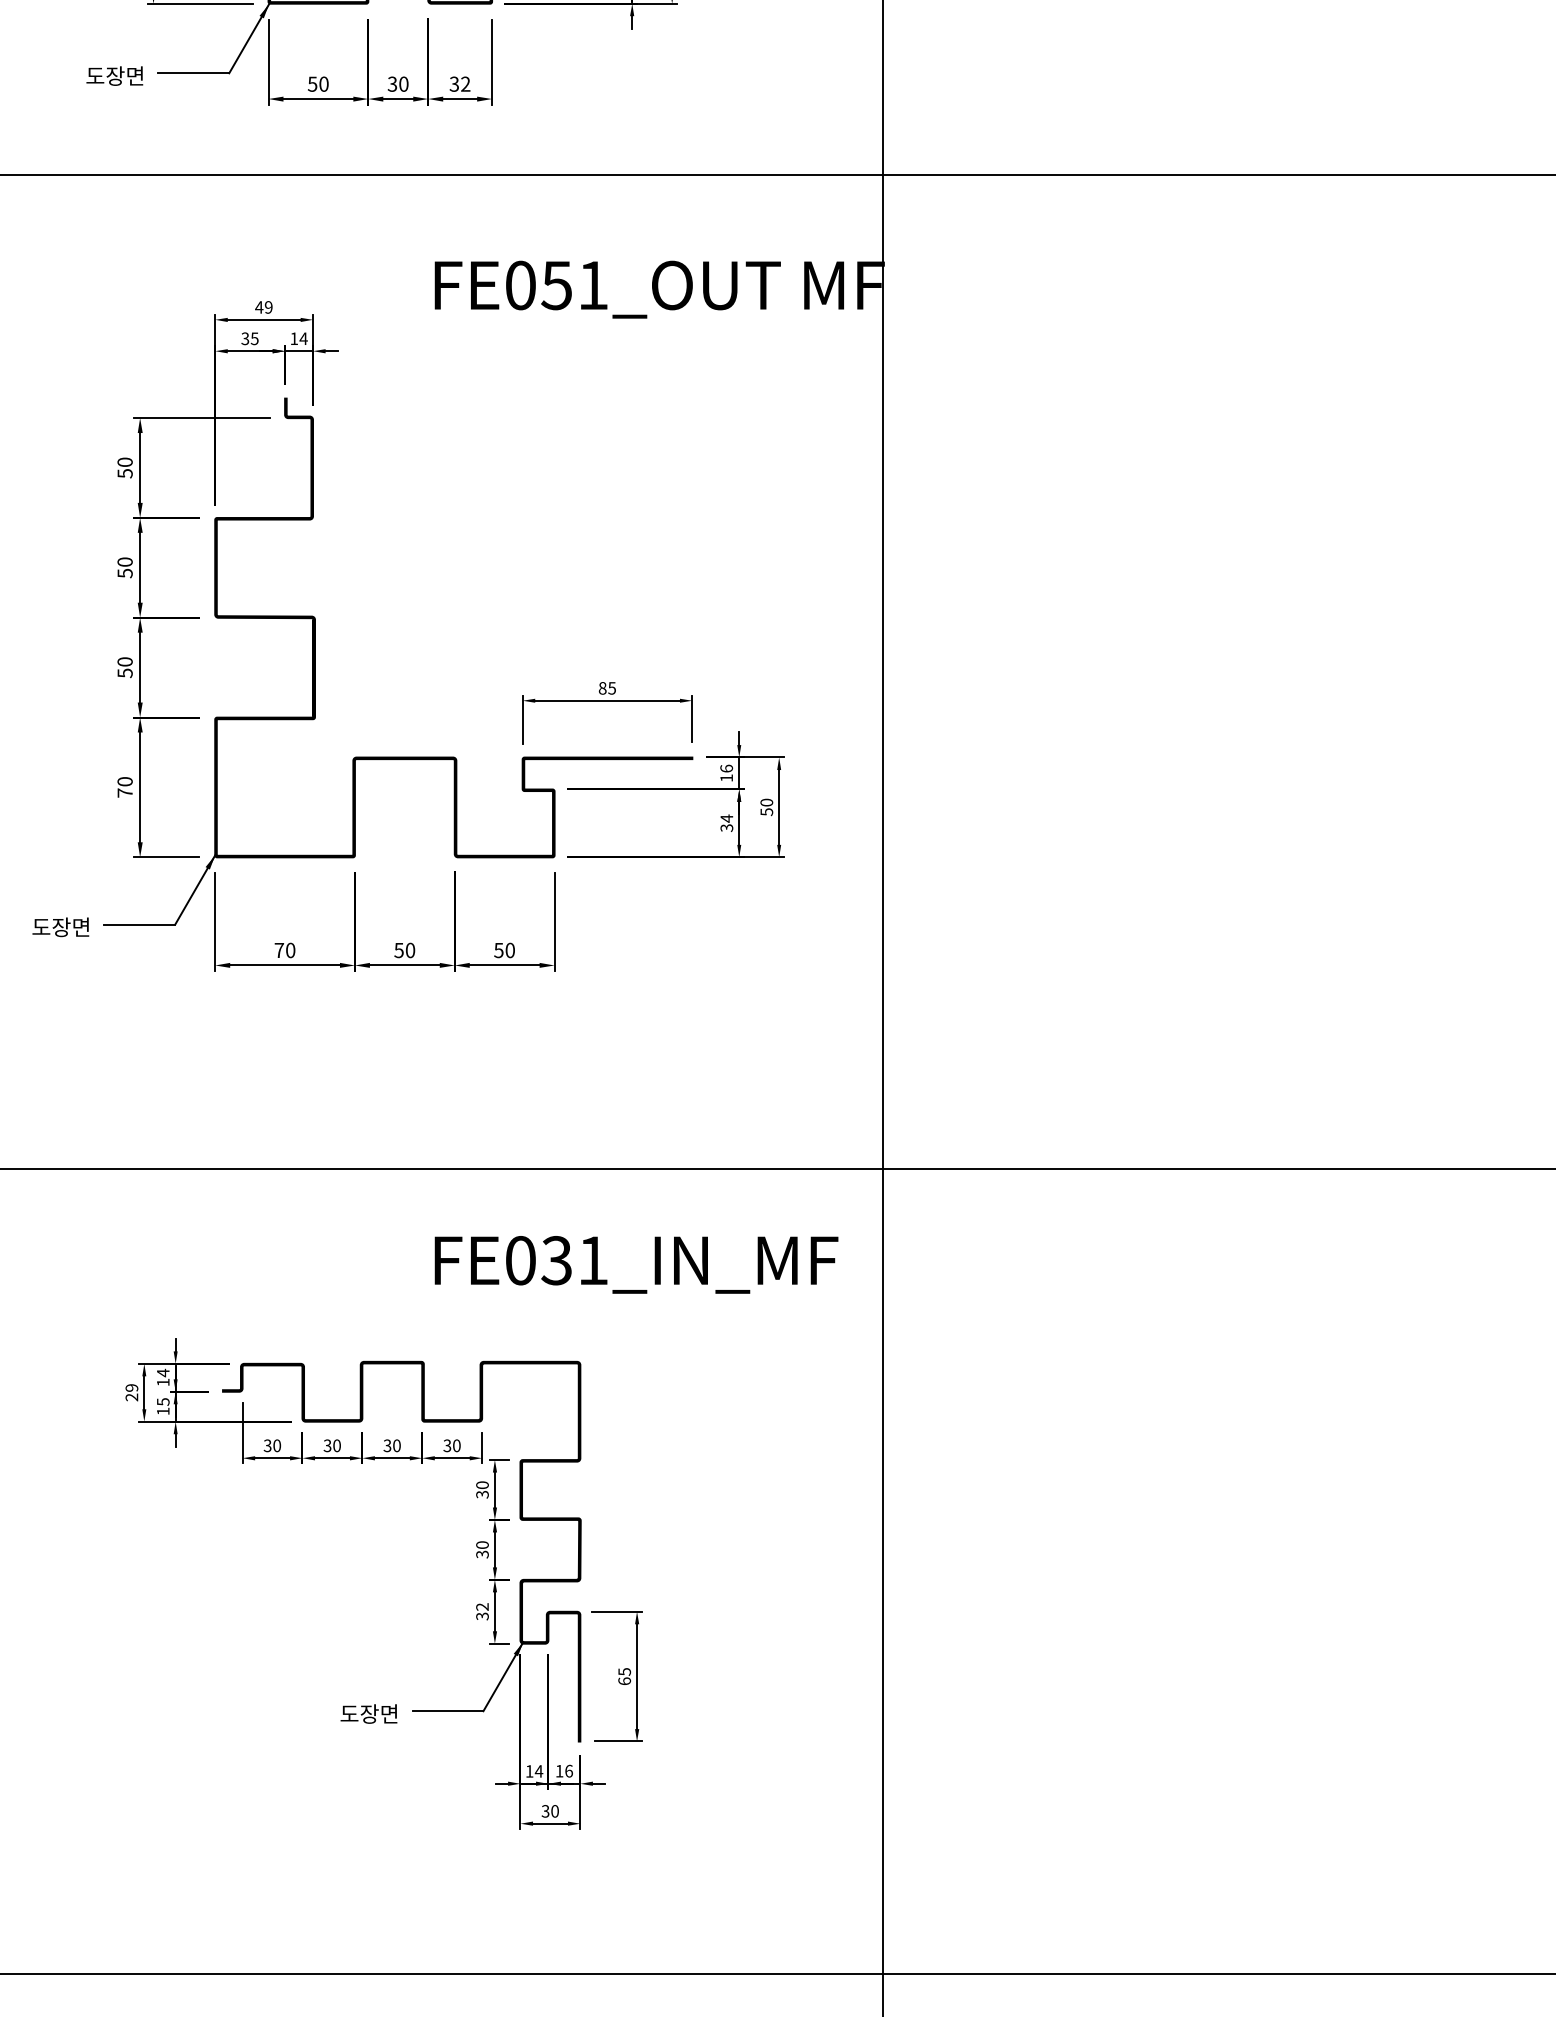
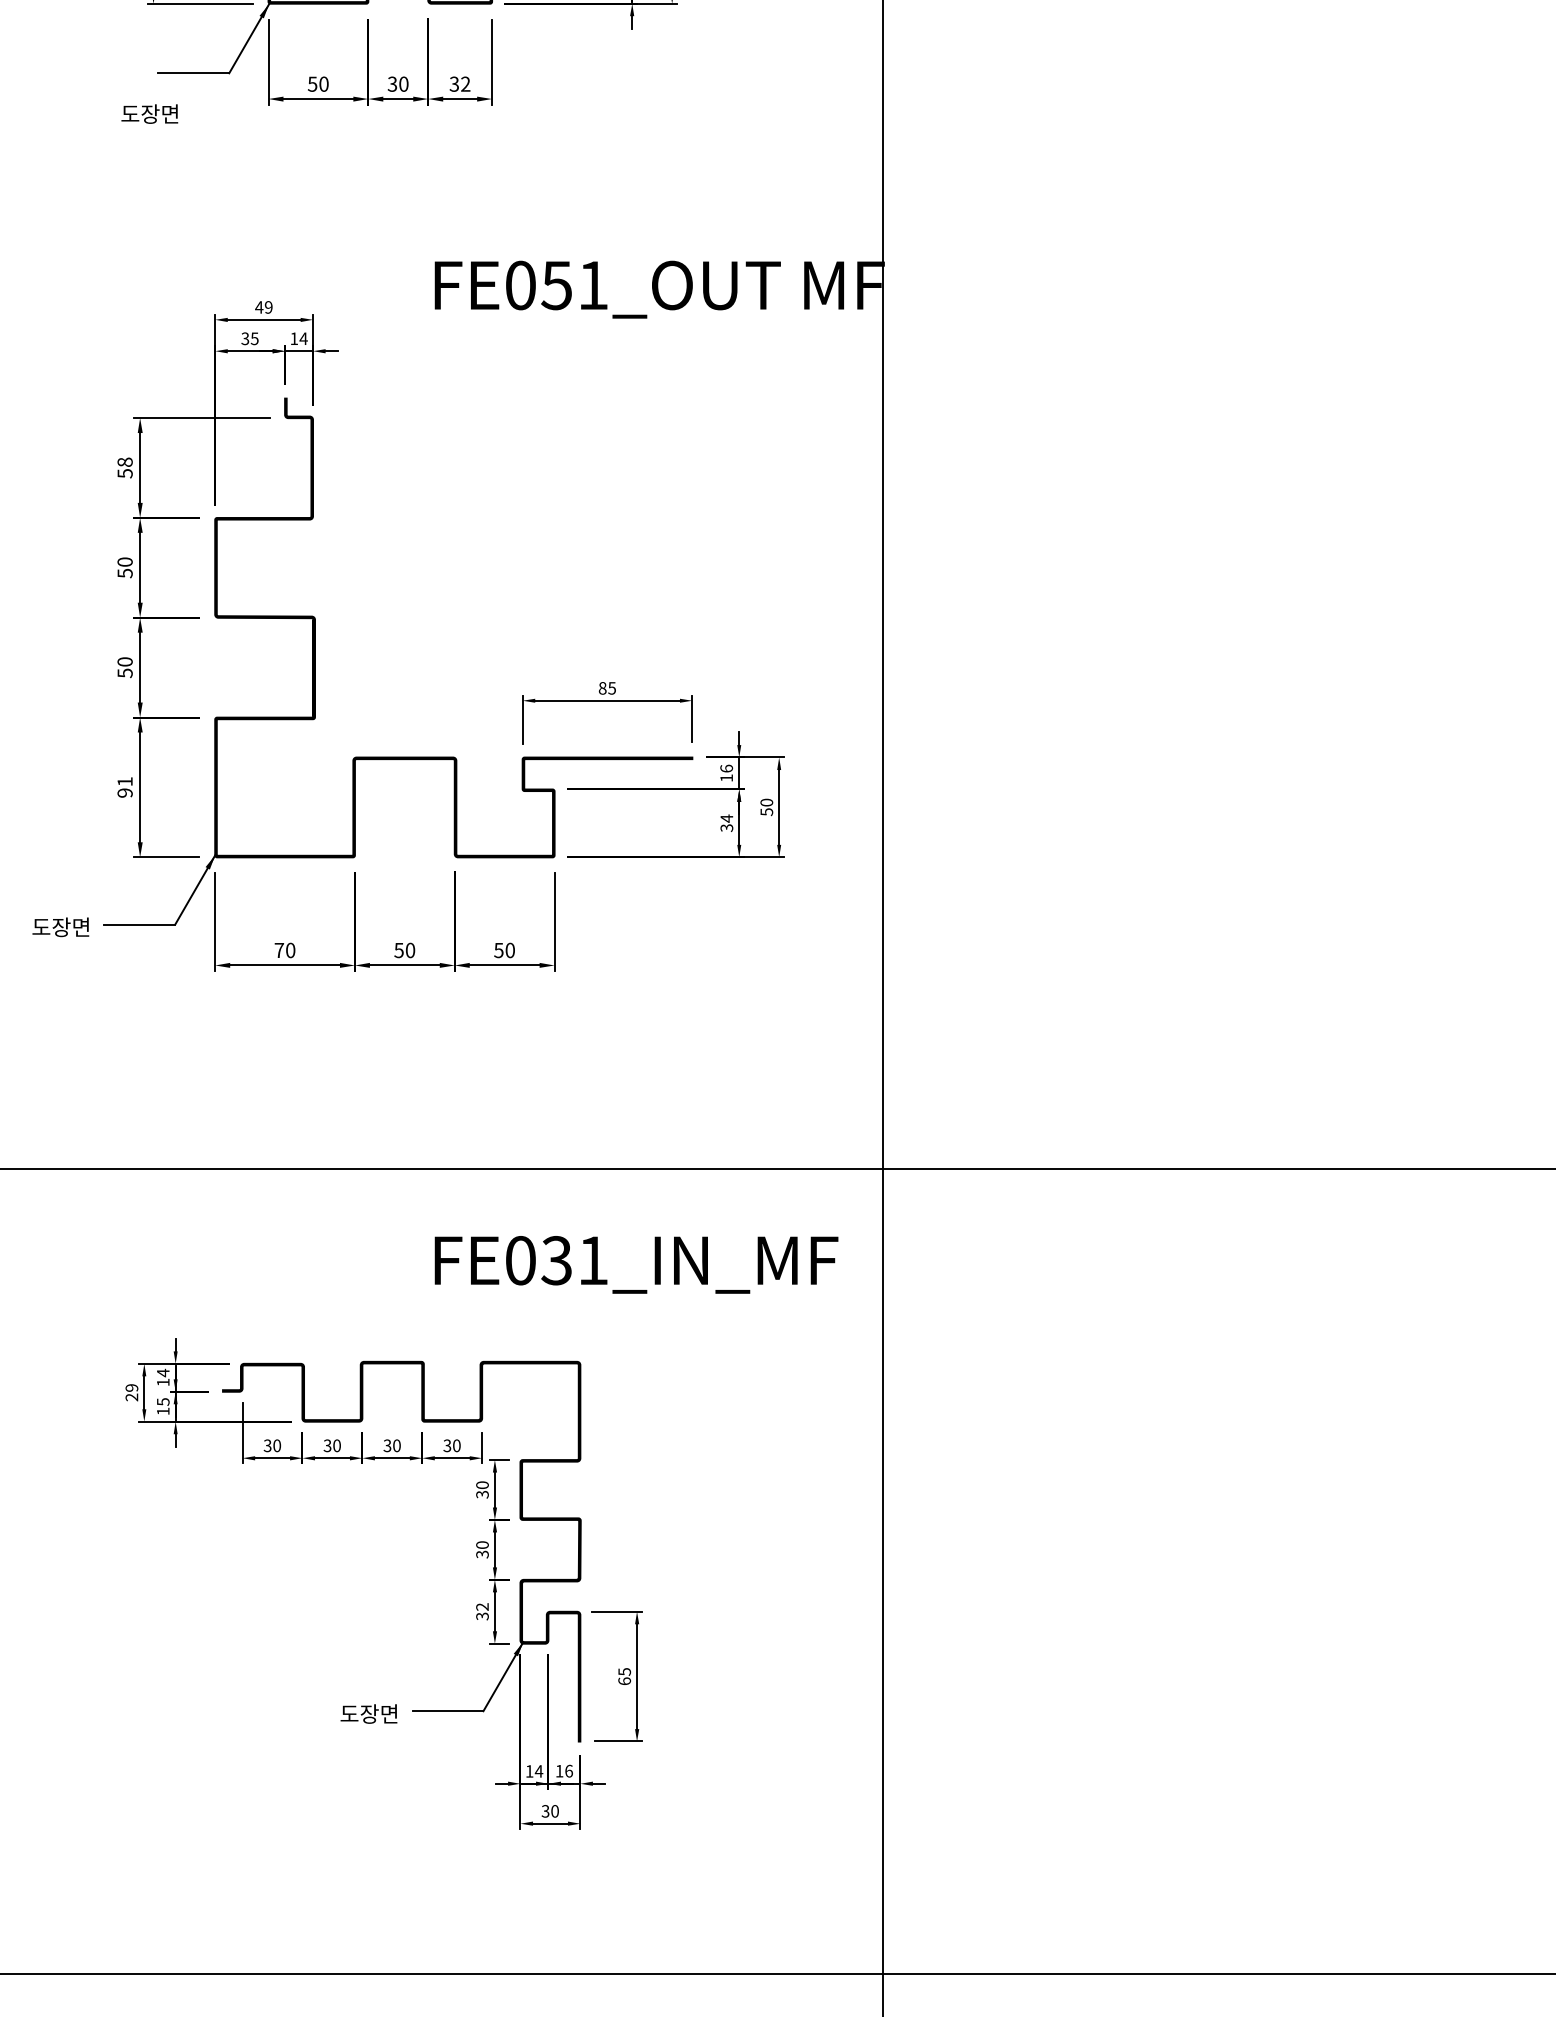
text position: (114, 75) -> (149, 113) (149, 113)
line: present -> none (777, 174)
text: 50 -> 58 (125, 461)
text: 70 -> 91 (124, 787)
